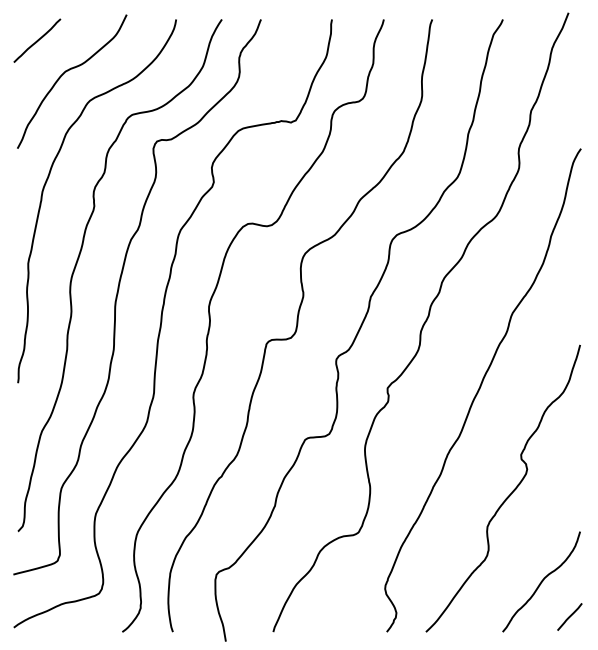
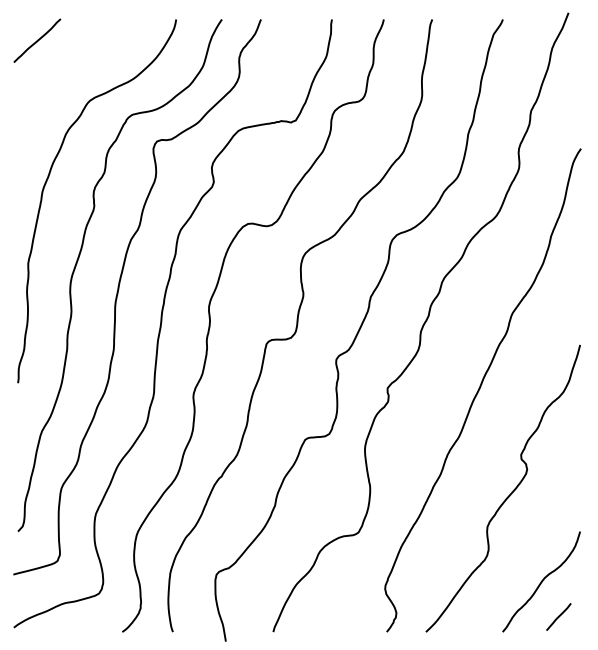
curve: present -> none (68, 71)
line position: (569, 616) -> (558, 616) (558, 616)
